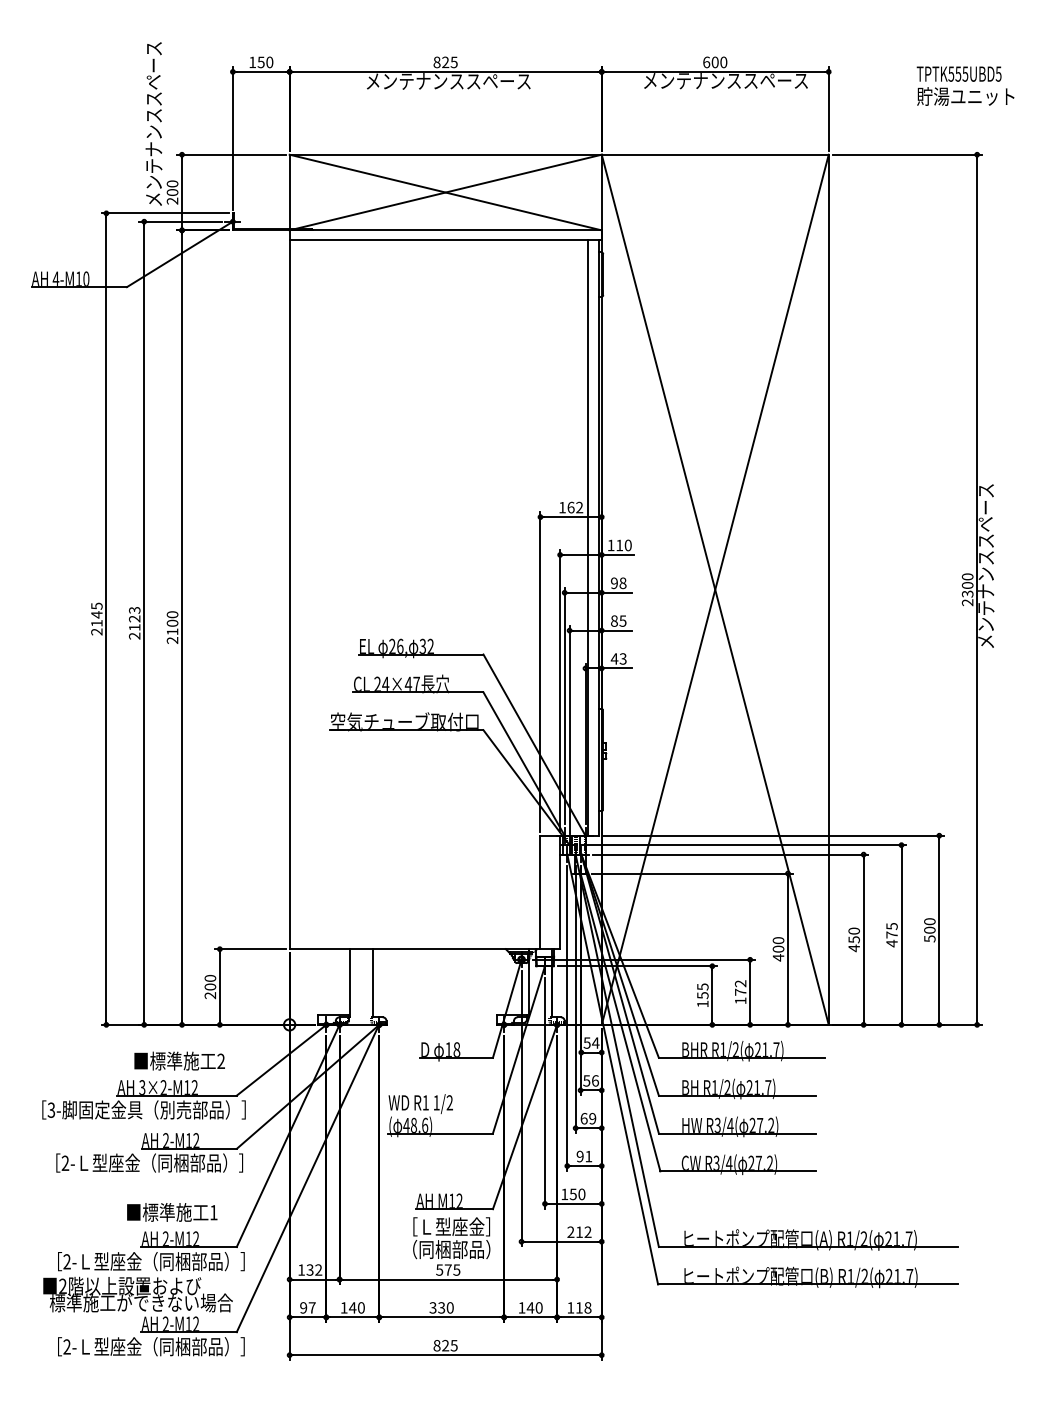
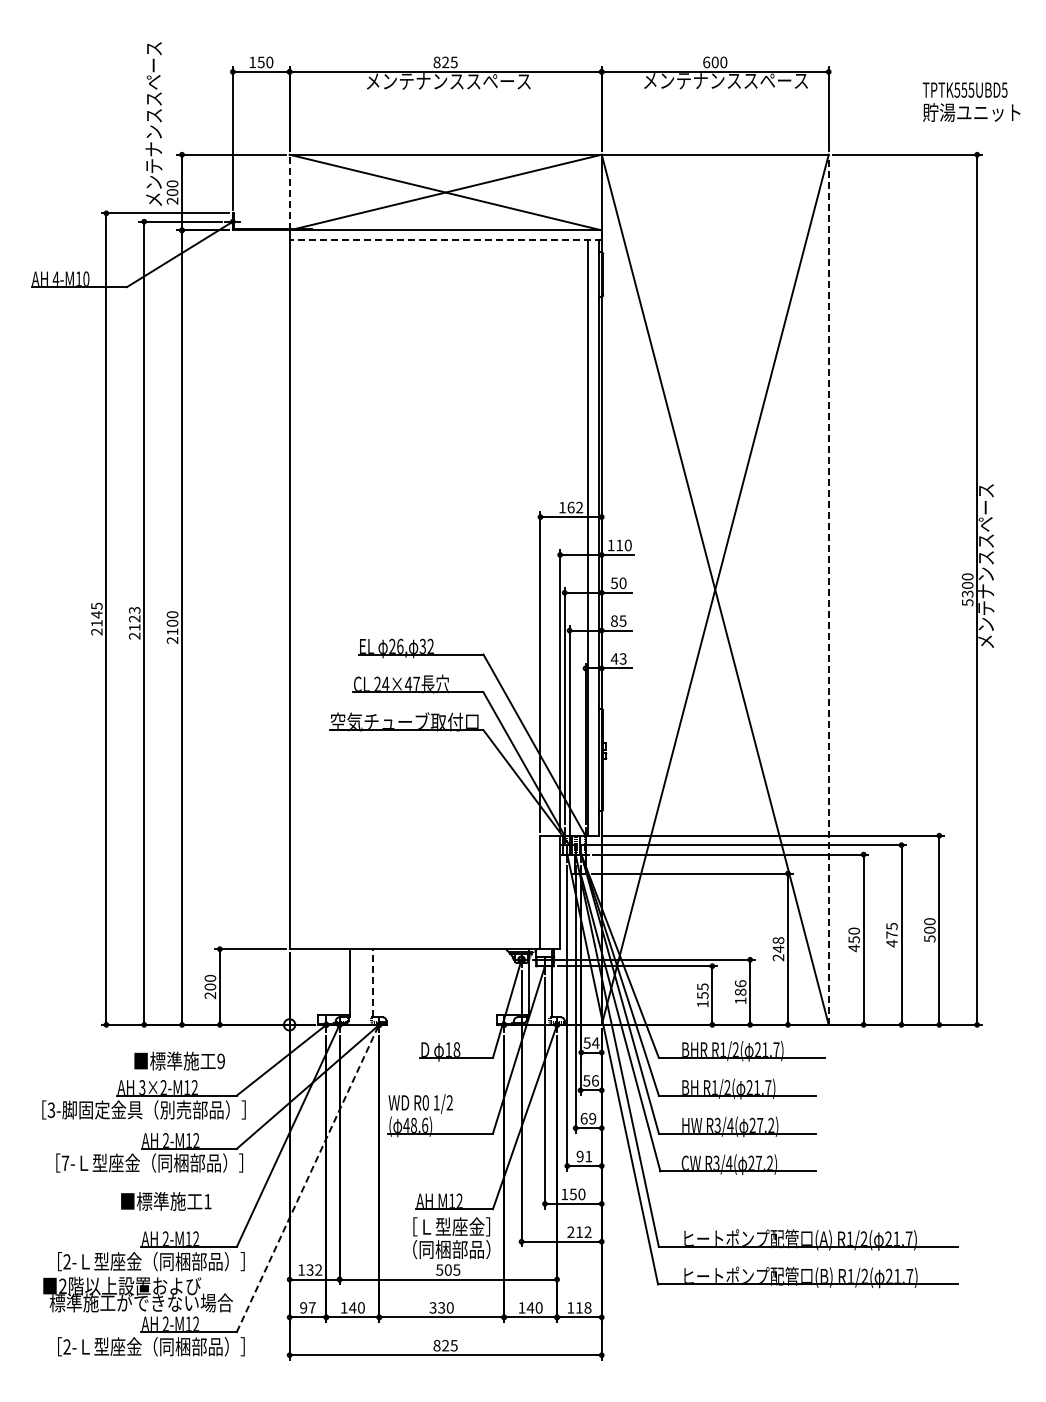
text position: (965, 85) -> (971, 101) (971, 101)
line: solid -> dashed (289, 192)
line: solid -> dashed (445, 240)
text: 98 -> 50 (618, 582)
line: solid -> dashed (828, 589)
text: 2300 -> 5300 (967, 602)
text: 400 -> 248 (778, 949)
line: solid -> dashed (373, 982)
text: 172 -> 186 (740, 987)
text: 2 -> 9 (220, 1061)
text: R1 -> R0 (425, 1102)
text: 2- -> 7- (65, 1162)
line: solid -> dashed (308, 1178)
text position: (172, 1212) -> (166, 1201) (166, 1201)
text: 575 -> 505 (447, 1269)
